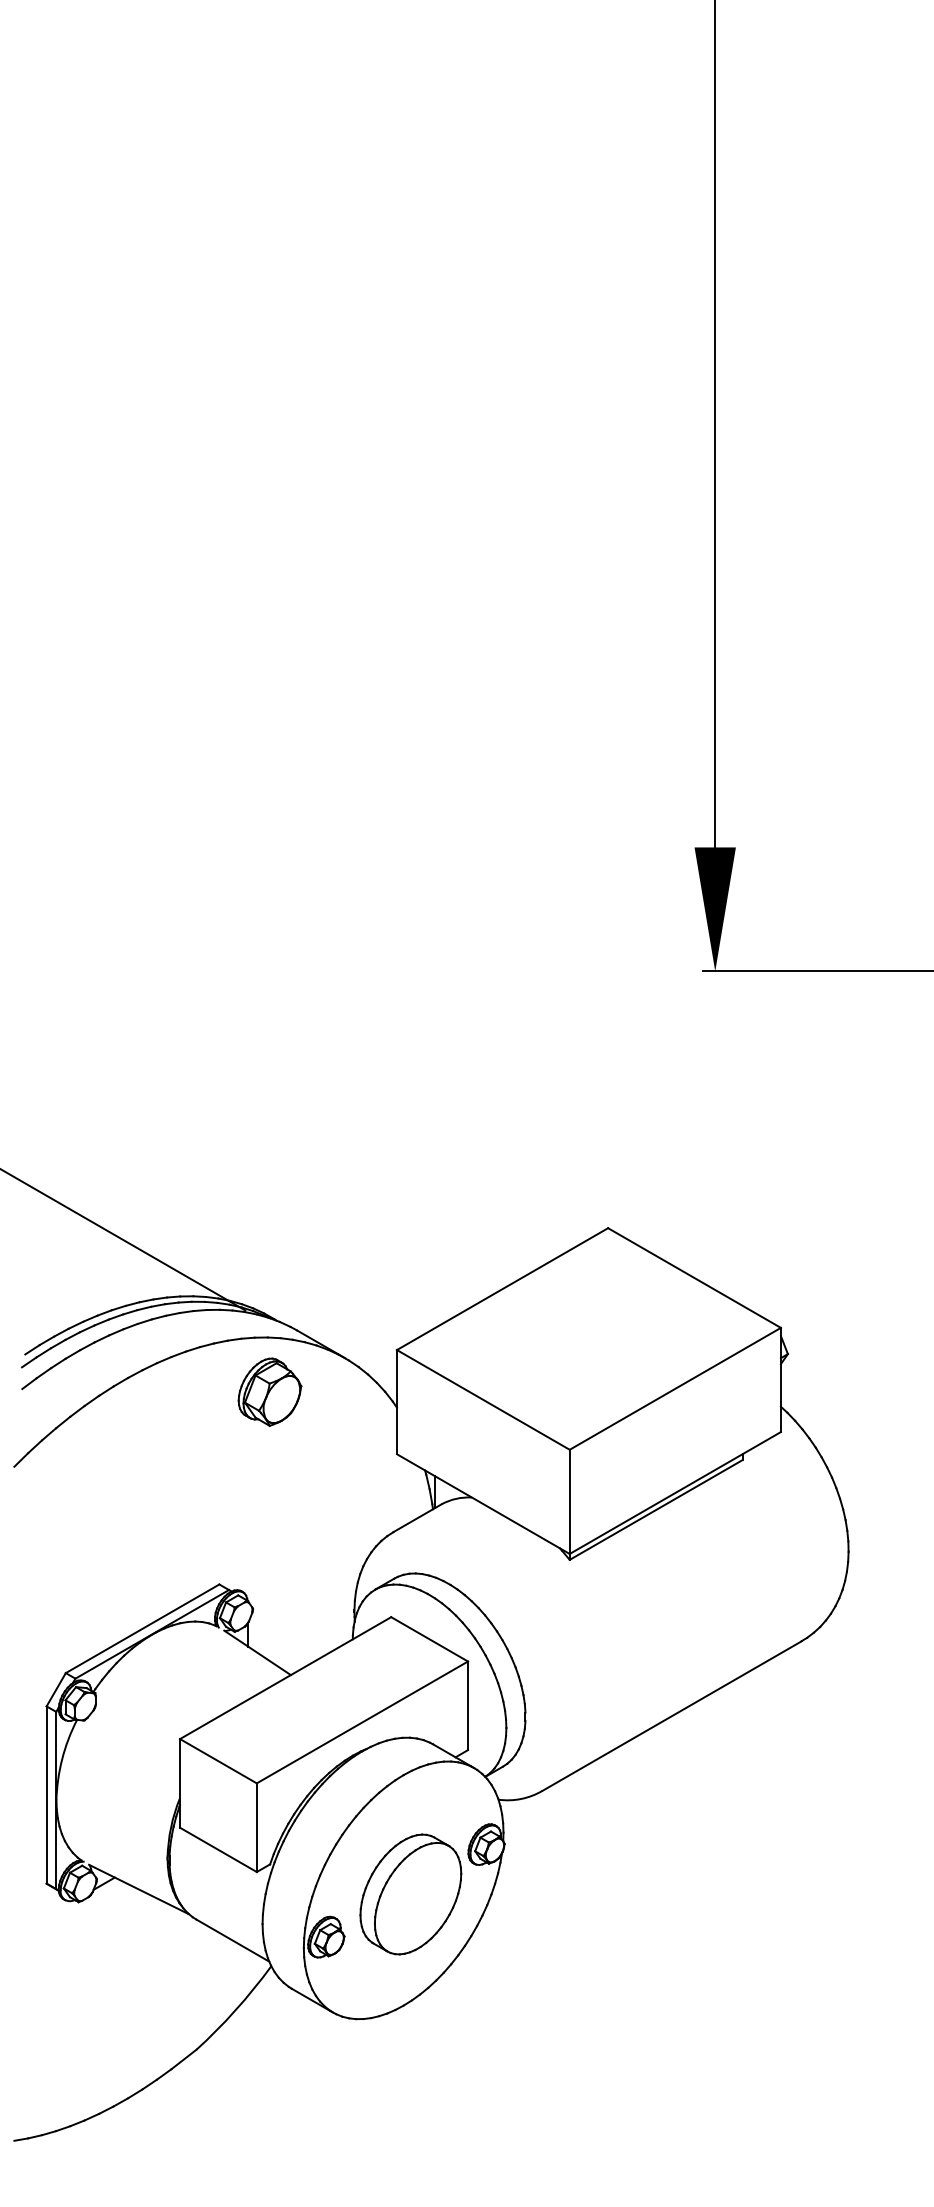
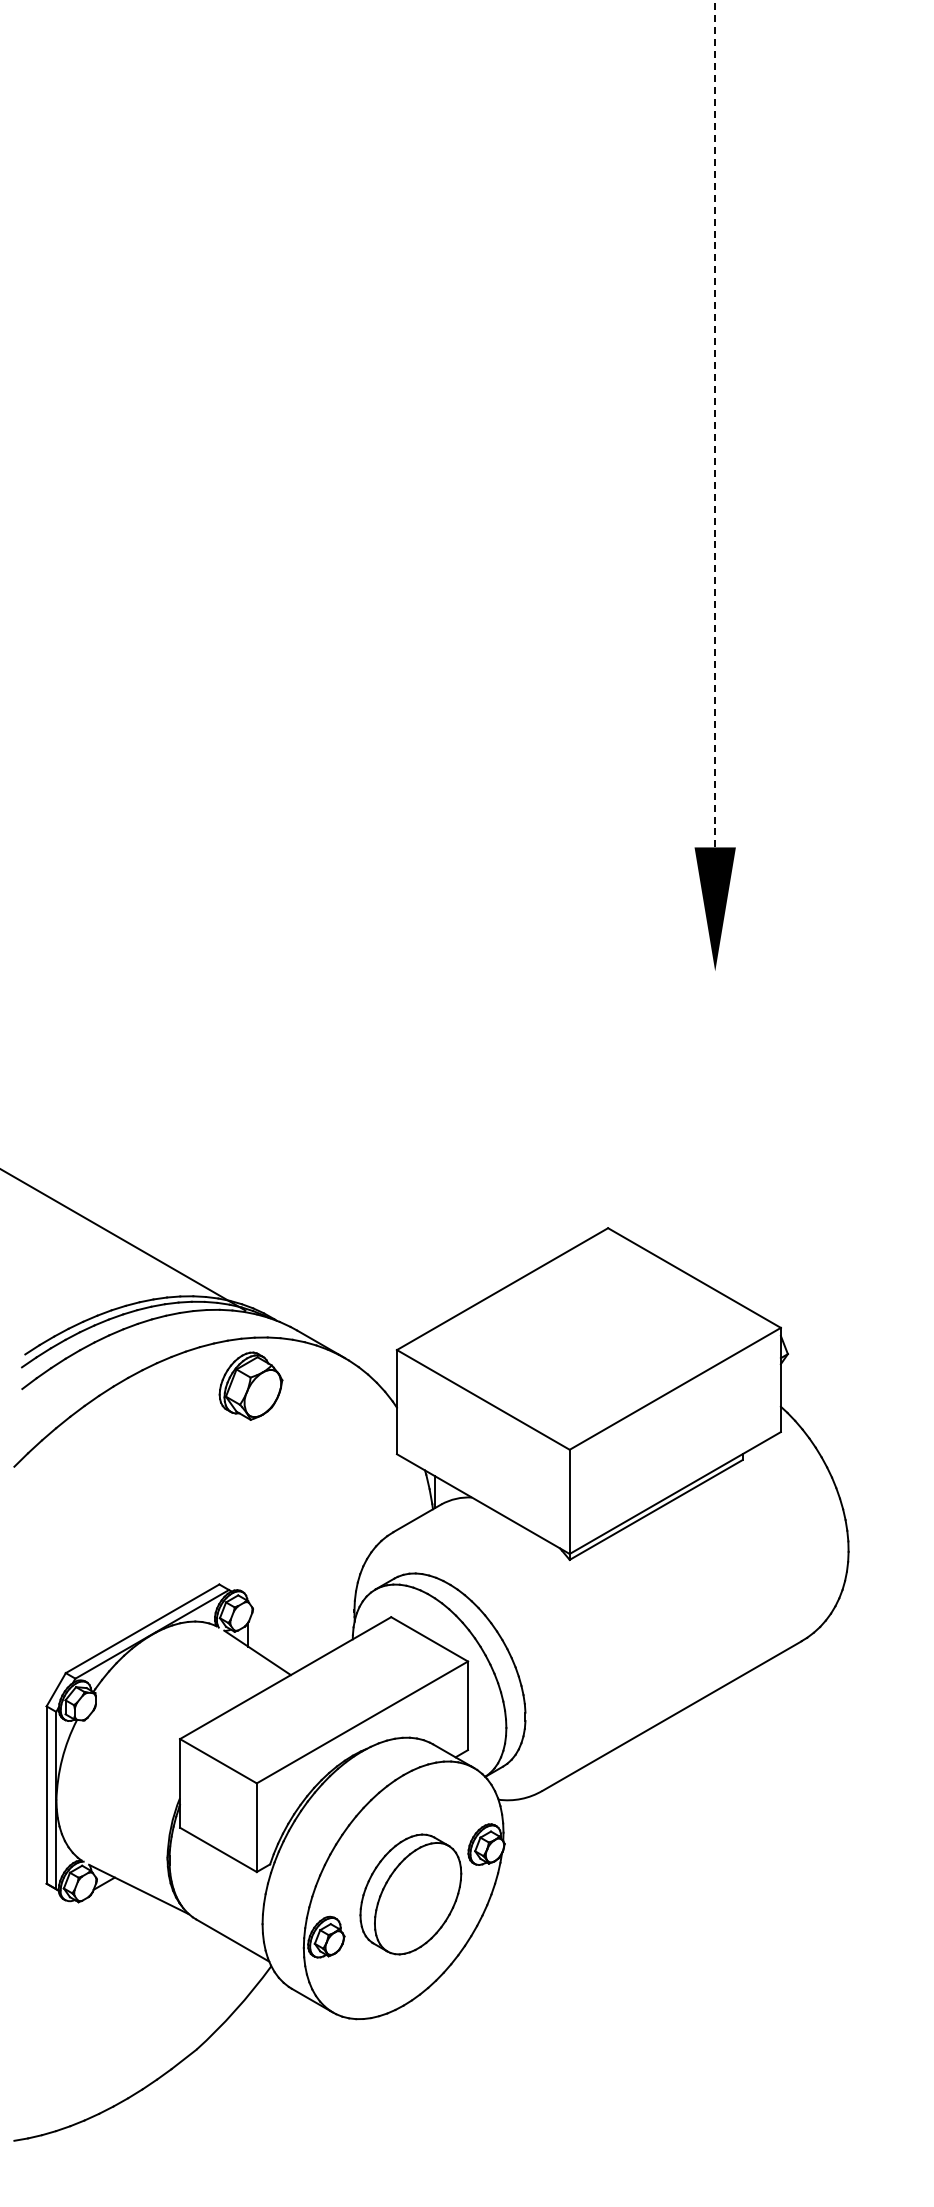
line: solid -> dashed (715, 423)
line: present -> none (816, 971)
part position: (269, 1391) -> (250, 1385) (250, 1385)
